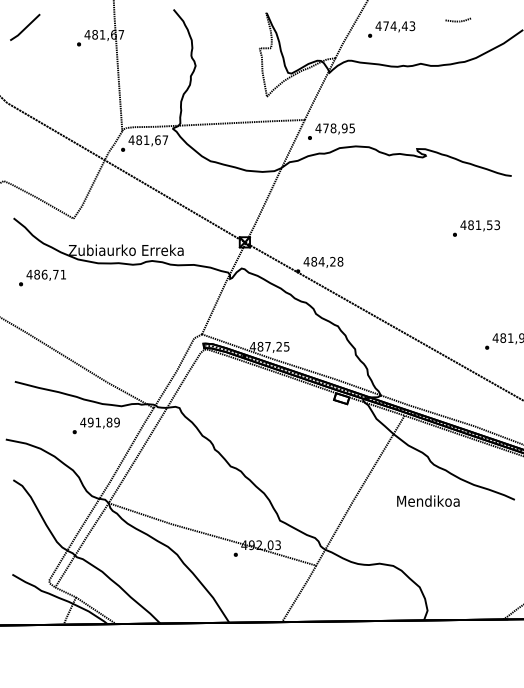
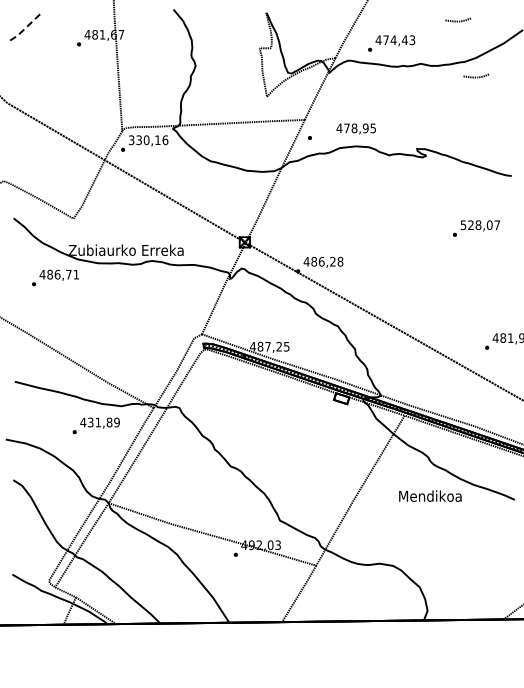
line: solid -> dashed (25, 28)
text position: (391, 29) -> (391, 43) (391, 43)
line: none -> present (475, 76)
text position: (334, 128) -> (355, 128) (355, 128)
text: 481,67 -> 330,16 (148, 140)
text: 481,53 -> 528,07 (480, 225)
text: 484,28 -> 486,28 (321, 261)
text position: (42, 277) -> (55, 277) (55, 277)
text: 491,89 -> 431,89 (90, 422)
text position: (428, 500) -> (430, 495) (430, 495)
